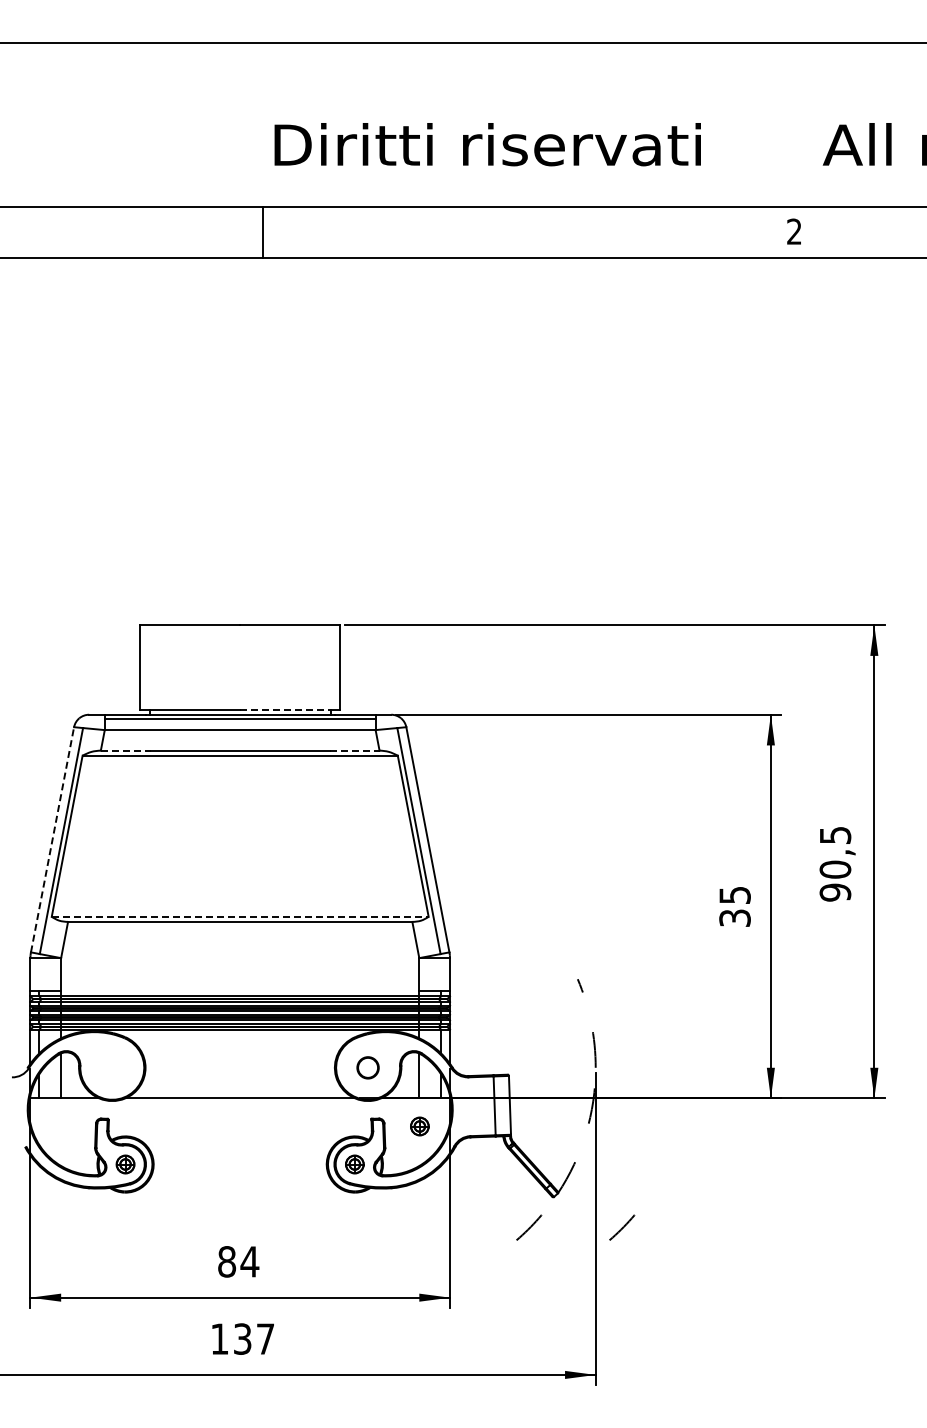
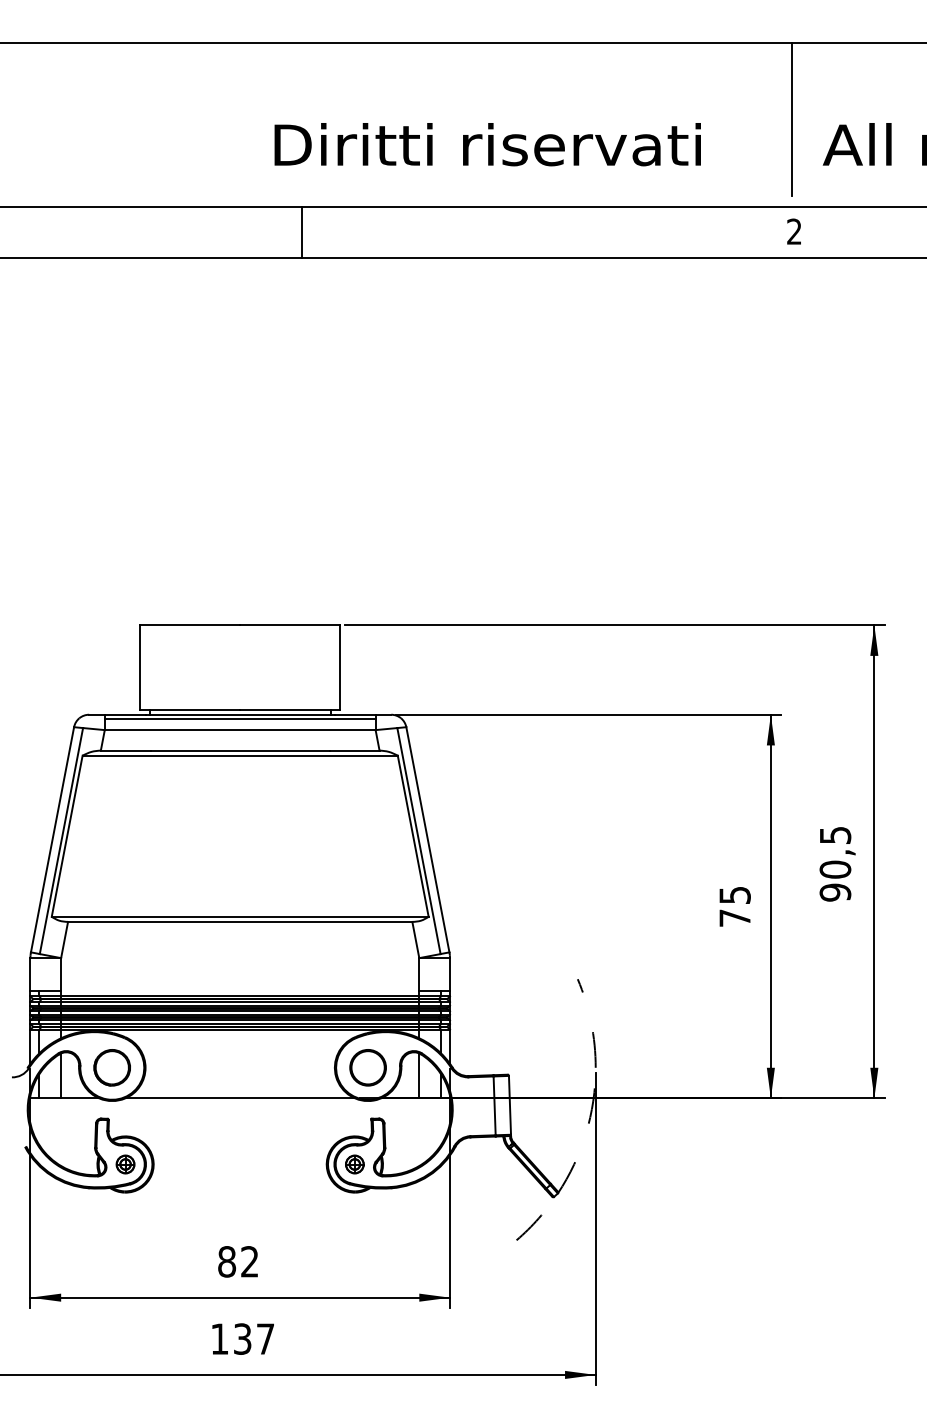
line: none -> present (792, 119)
line position: (263, 231) -> (302, 231) (302, 231)
line: dashed -> solid (285, 709)
line: dashed -> solid (125, 750)
line: dashed -> solid (354, 750)
line: dashed -> solid (52, 839)
line: dashed -> solid (240, 916)
text: 35 -> 75 (734, 917)
part: none -> present (111, 1067)
circle size: 24x24 px -> 38x38 px (367, 1067)
part: present -> none (419, 1126)
line: present -> none (622, 1227)
text: 84 -> 82 (249, 1261)
